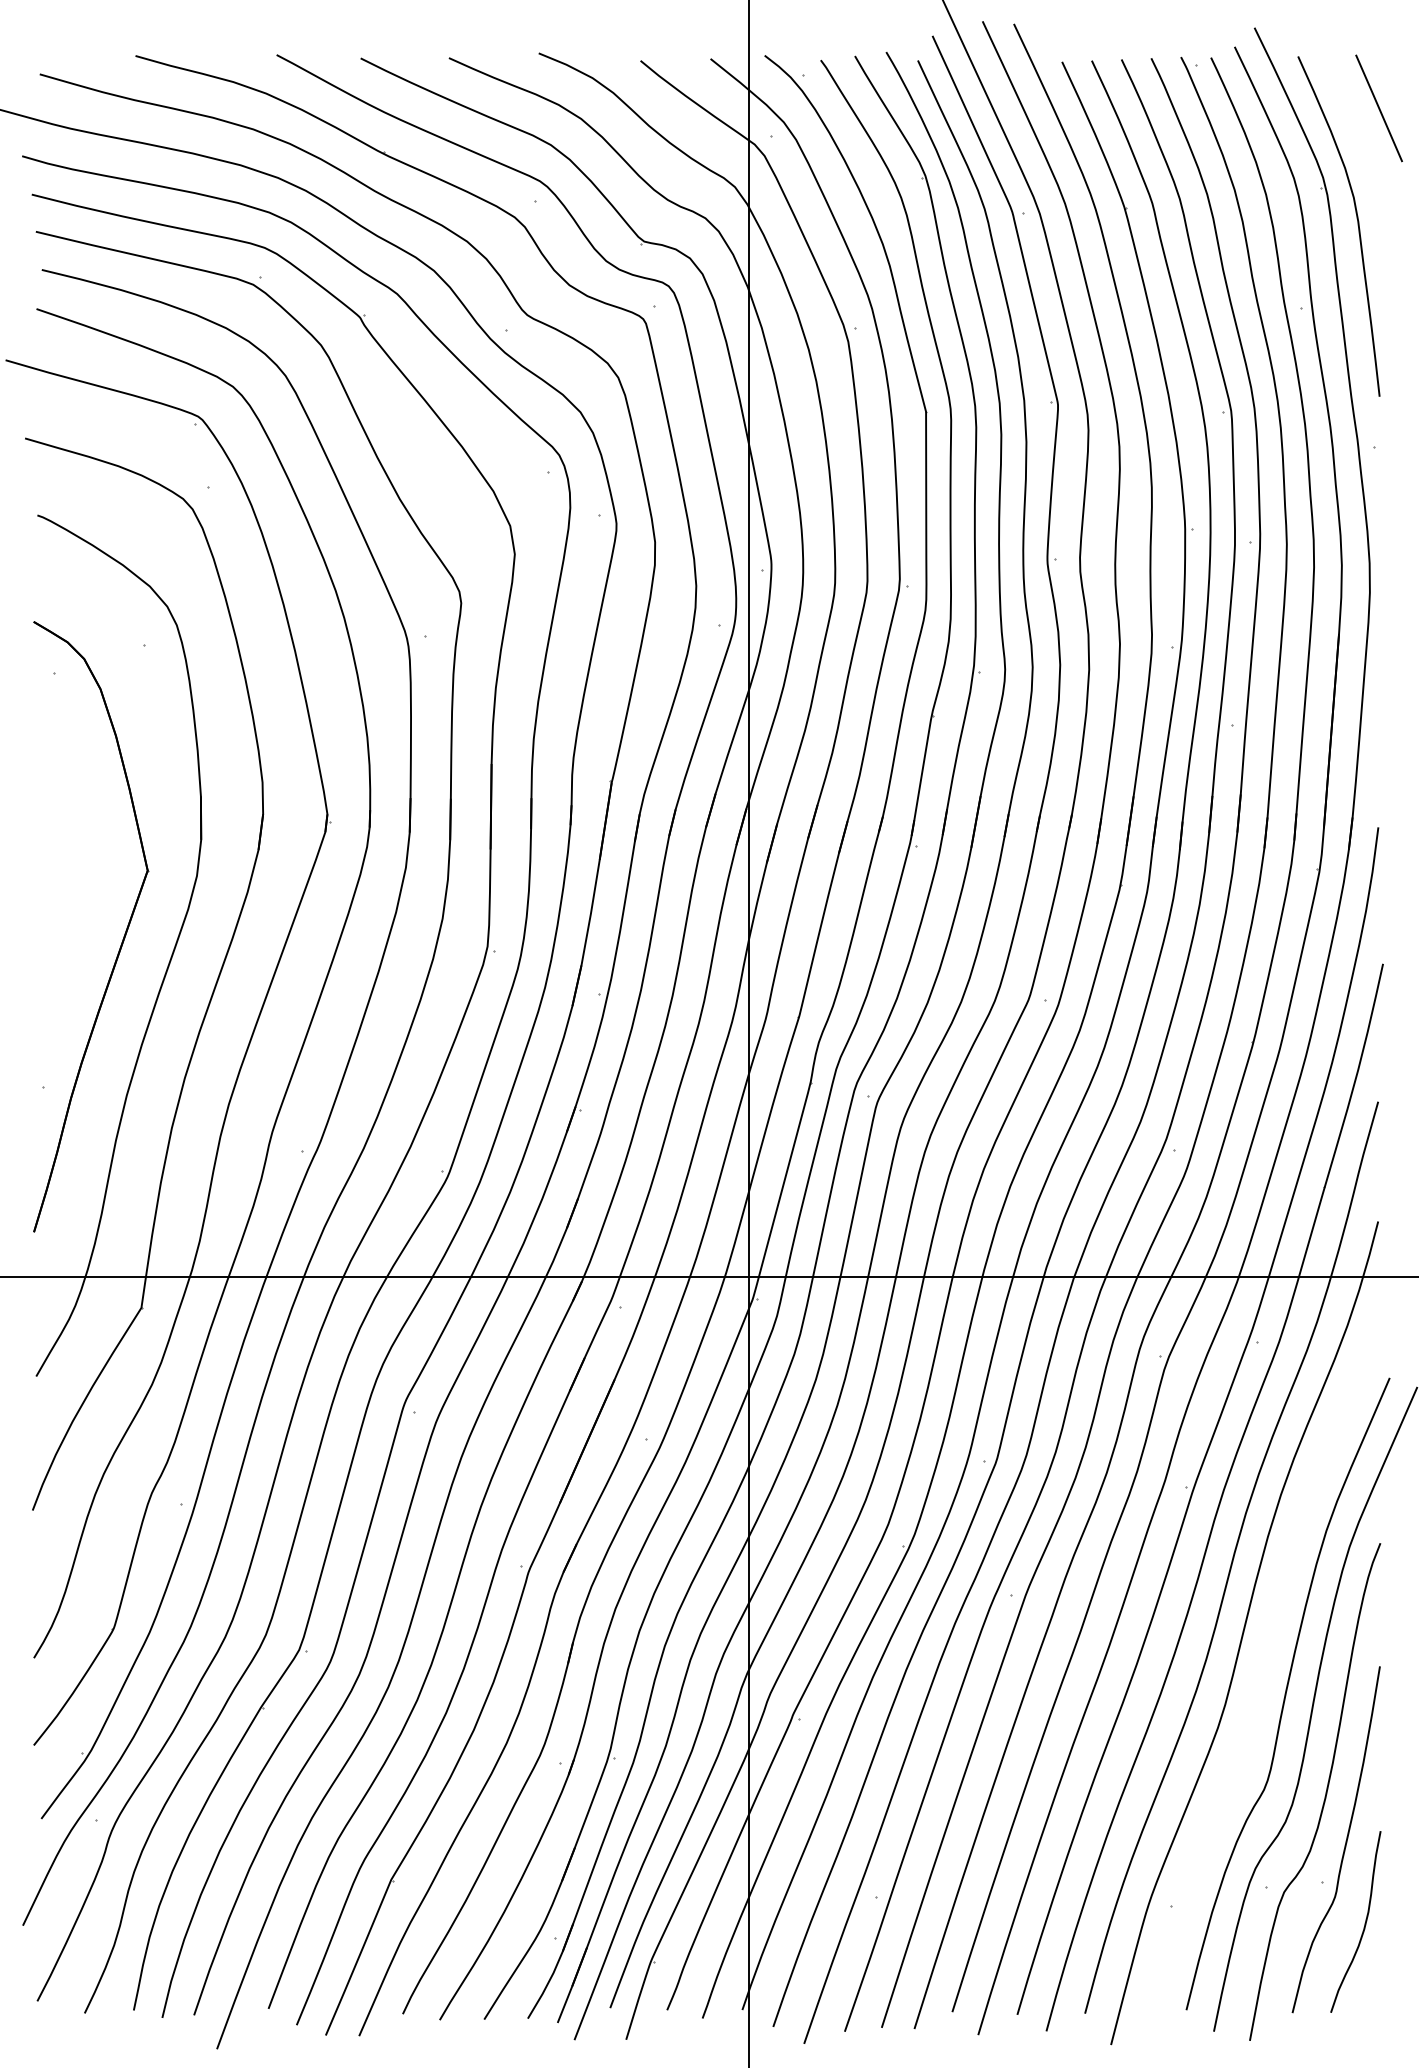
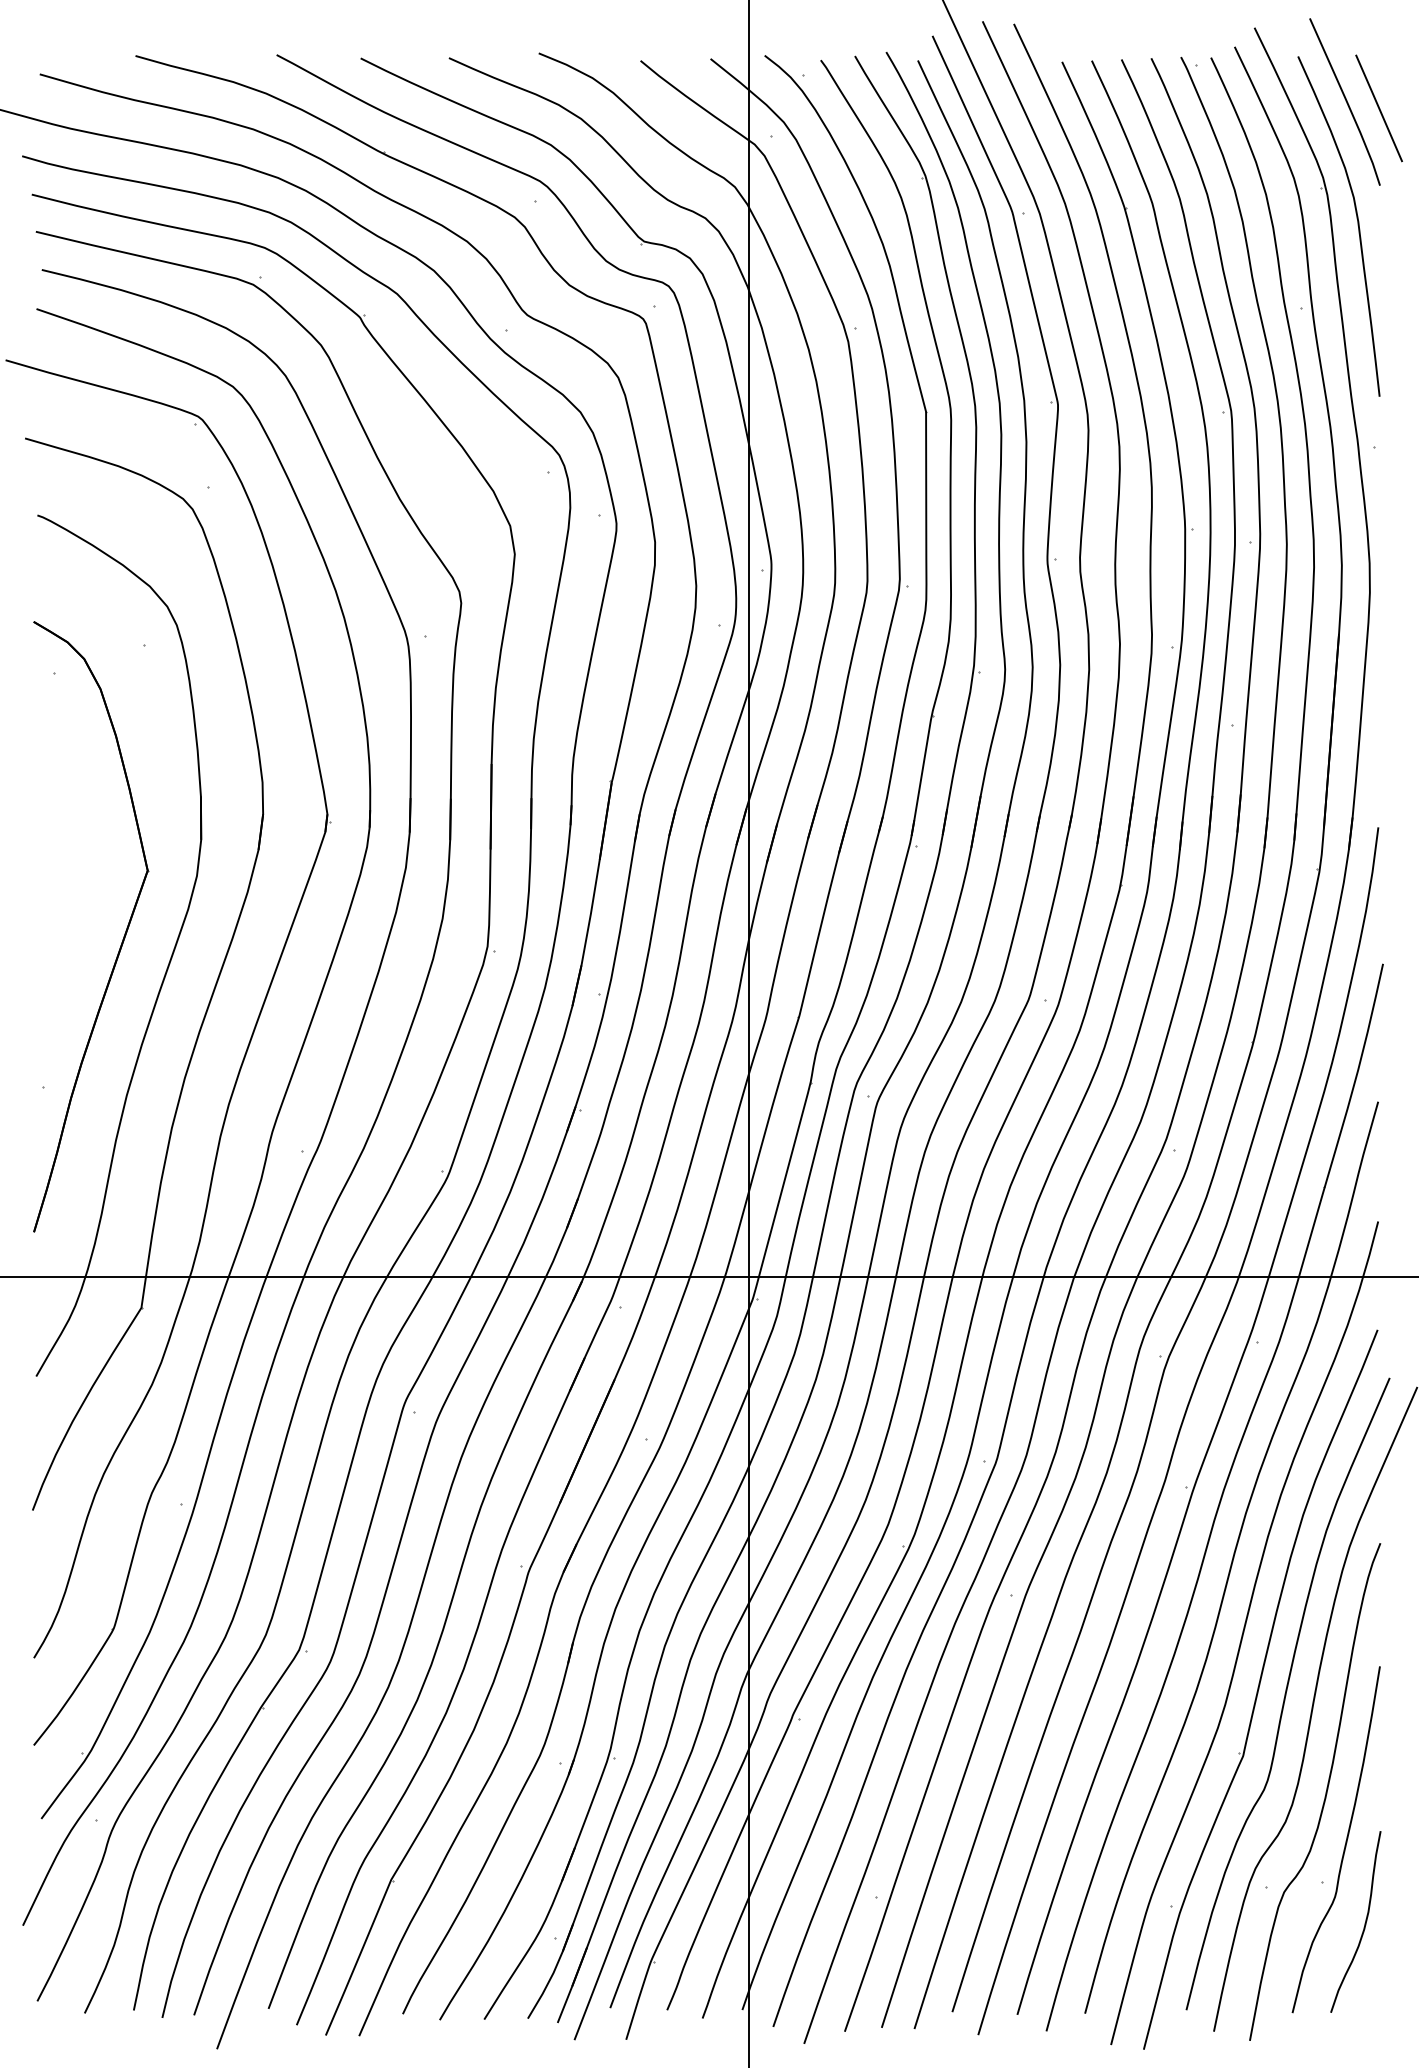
line: none -> present (1345, 101)
part: none -> present (1260, 1689)
